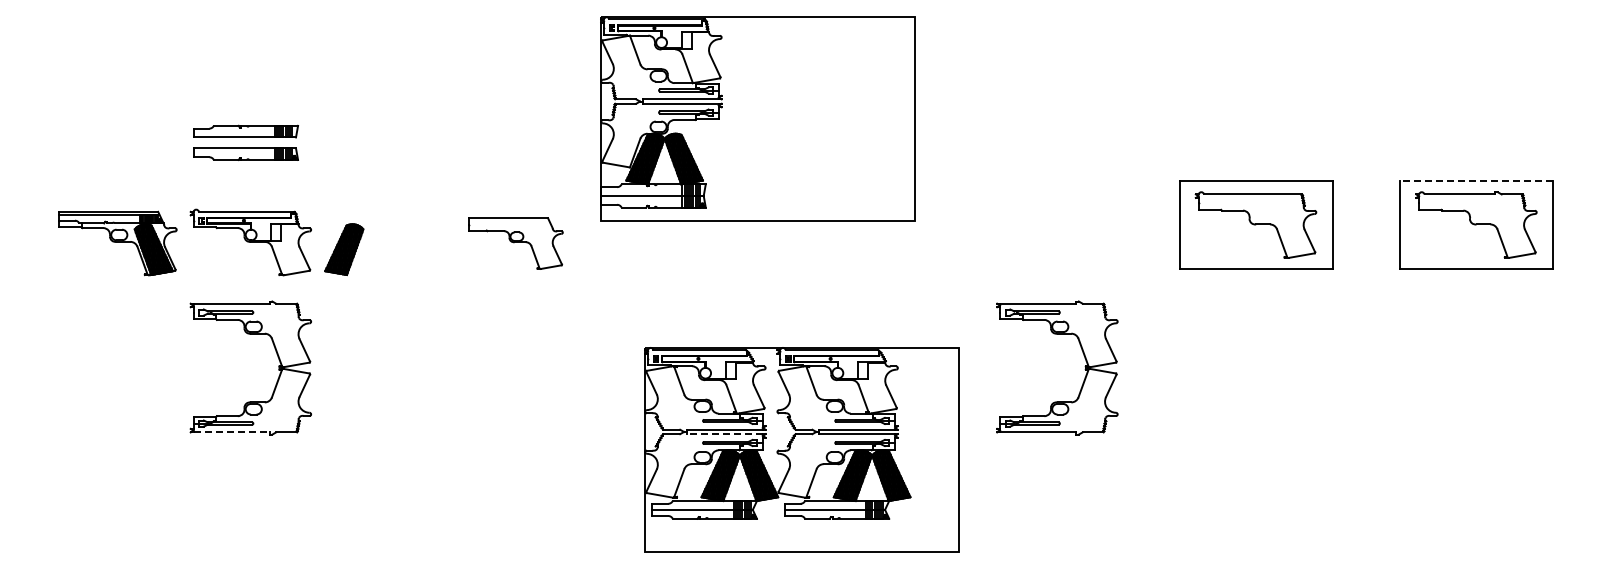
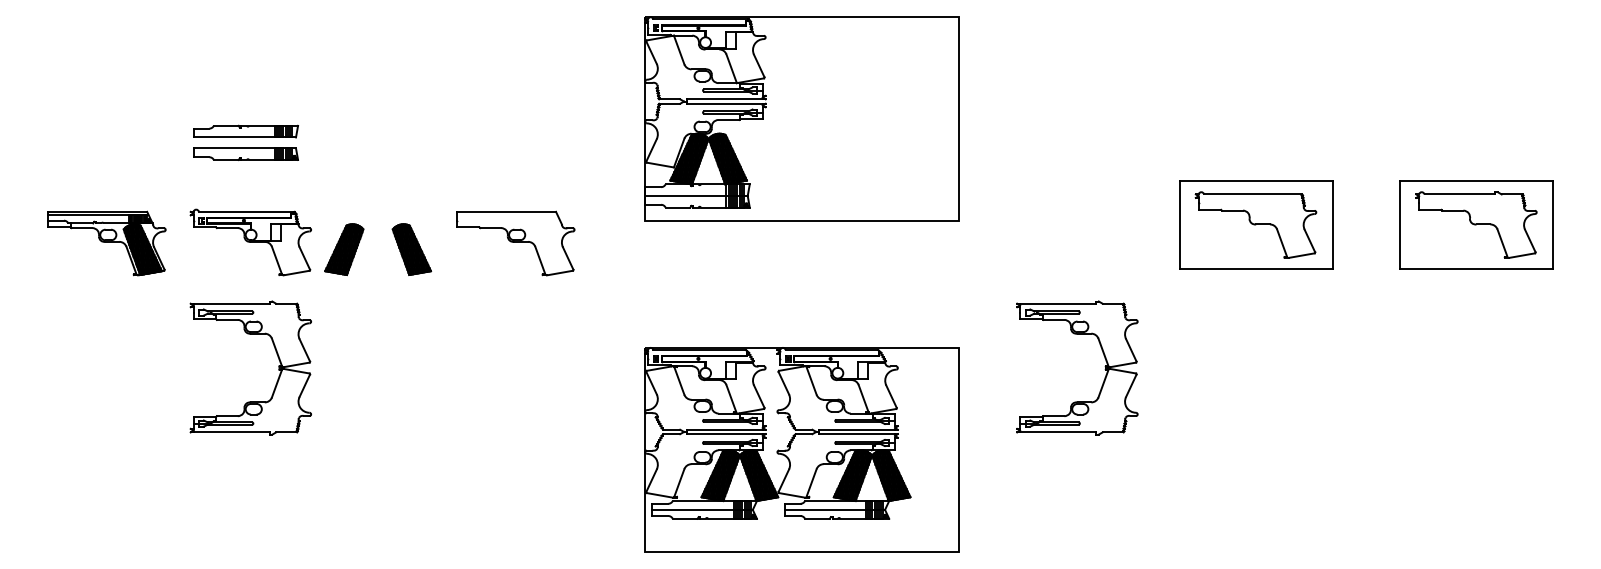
part position: (757, 118) -> (801, 118) (801, 118)
line: dashed -> solid (1476, 180)
part position: (117, 243) -> (106, 243) (106, 243)
part size: 96x53 px -> 120x67 px (515, 243)
part: none -> present (411, 249)
part position: (1084, 366) -> (1104, 366) (1104, 366)
line: dashed -> solid (232, 432)
line: dashed -> solid (724, 434)
